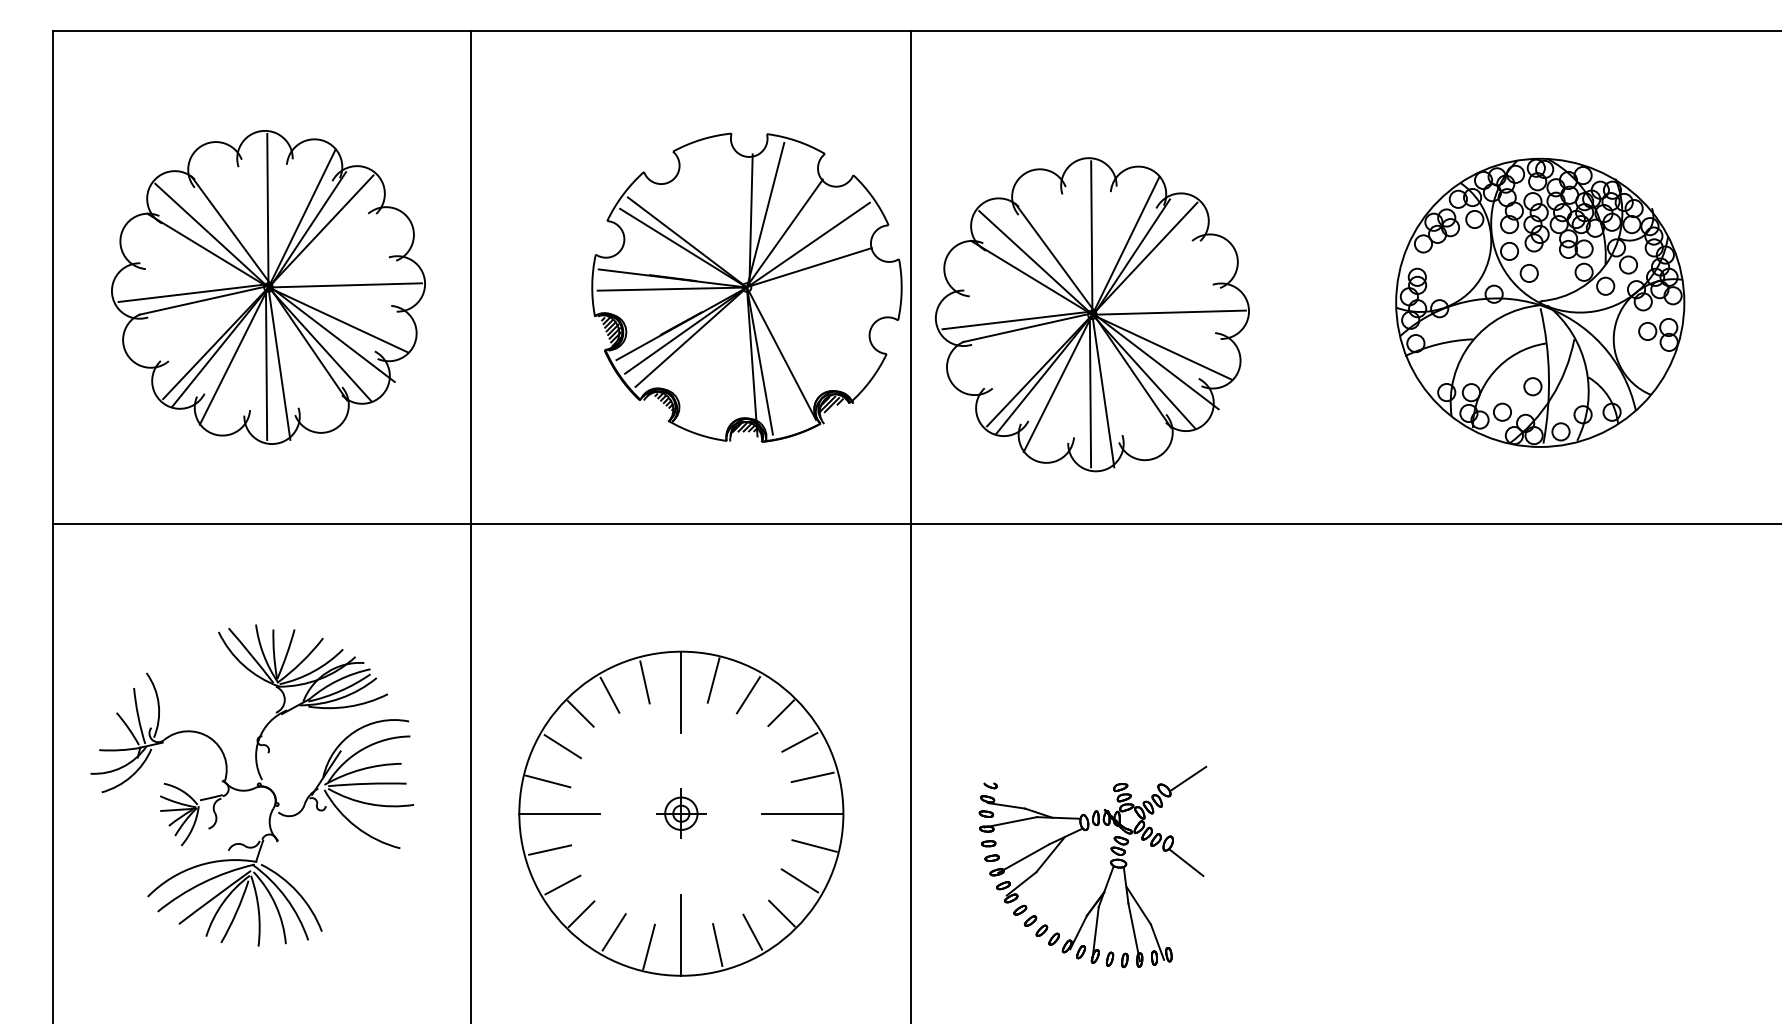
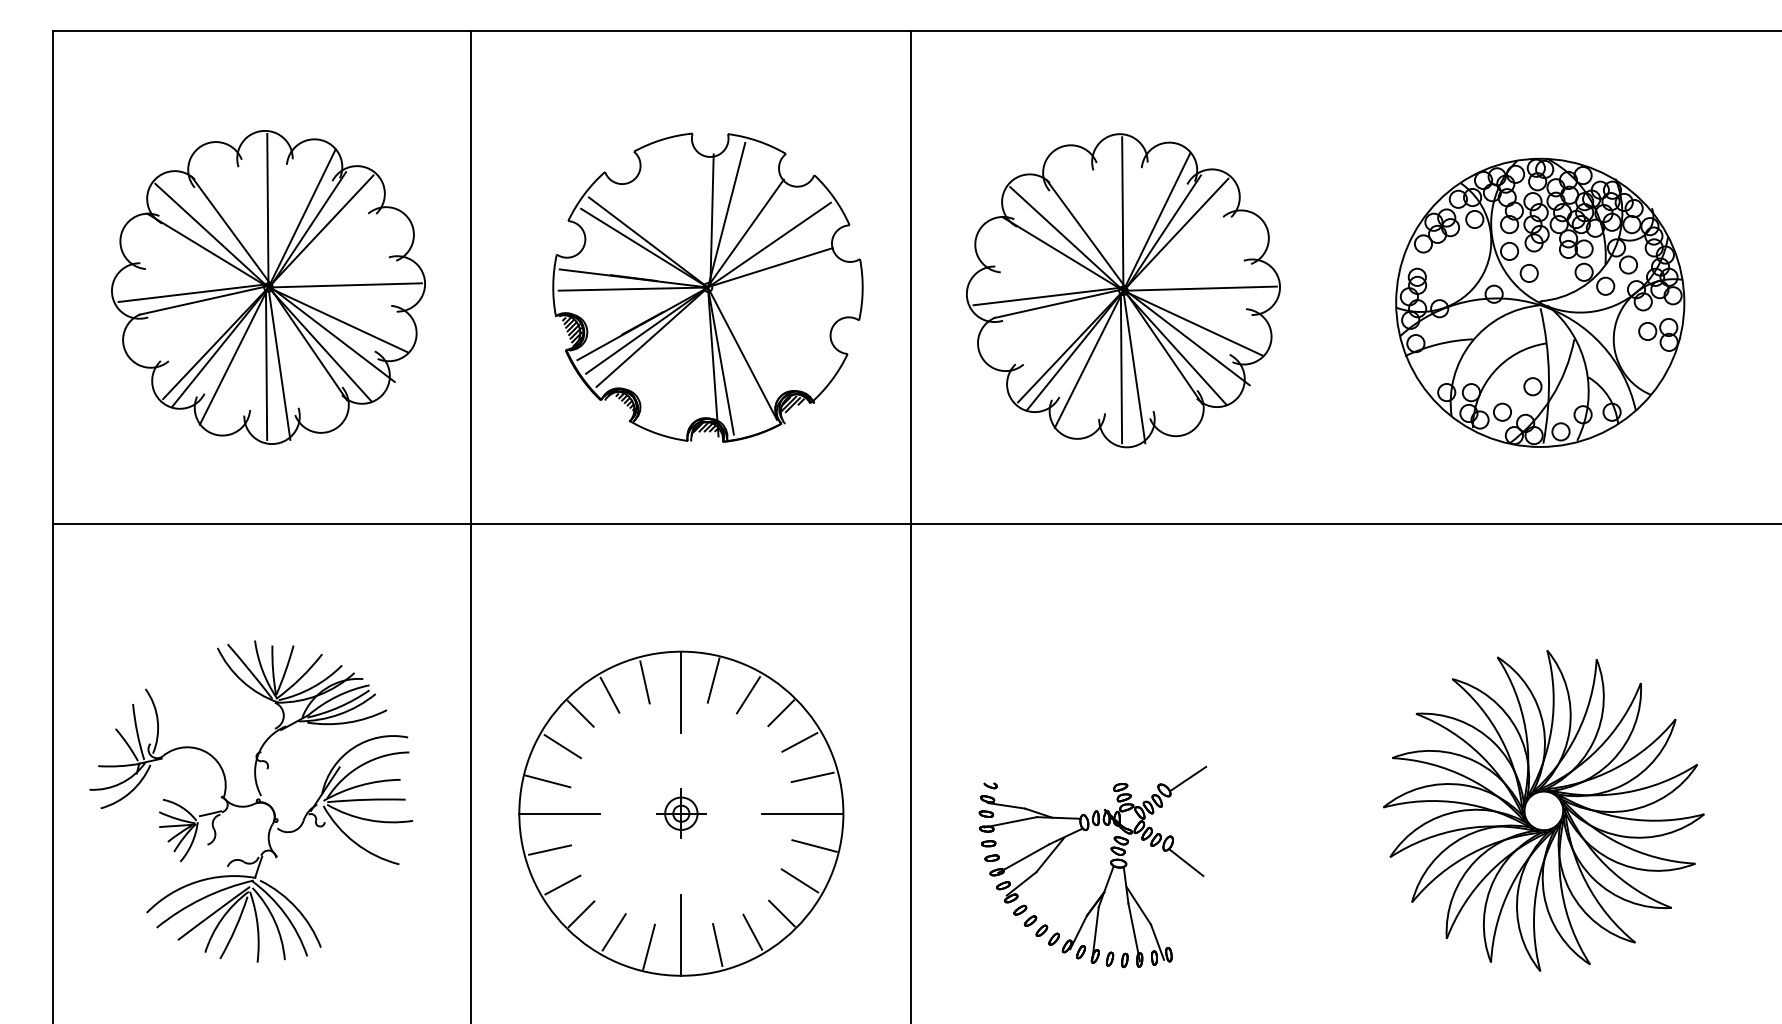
part position: (746, 287) -> (707, 287) (707, 287)
part position: (1092, 314) -> (1123, 290) (1123, 290)
part position: (252, 785) -> (251, 801) (251, 801)
part: none -> present (1543, 810)
